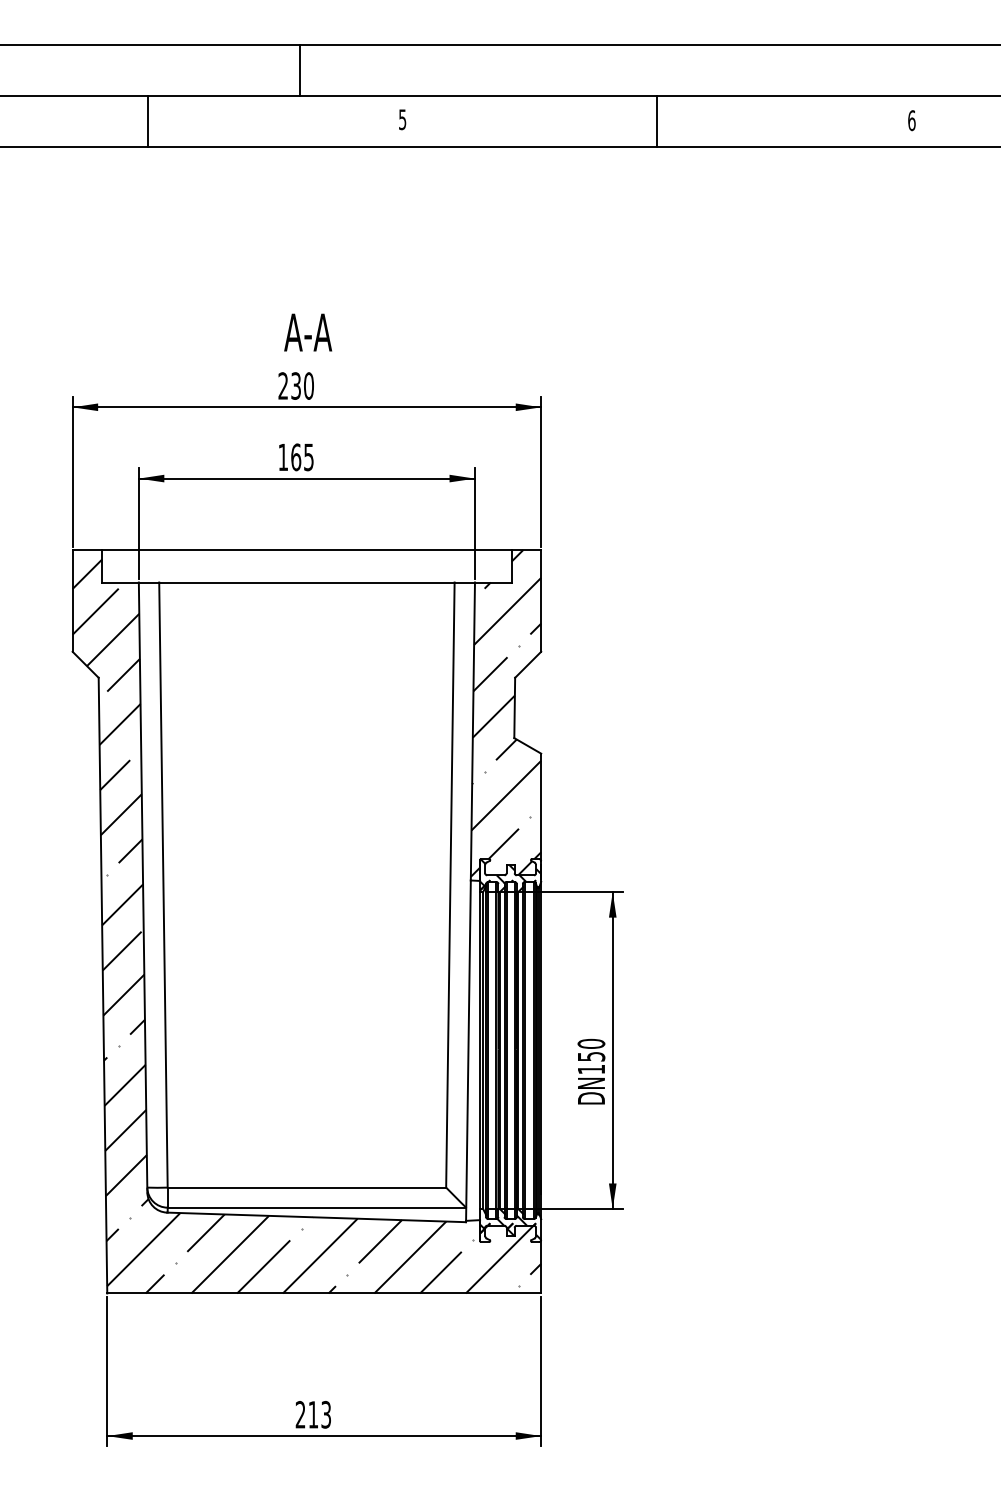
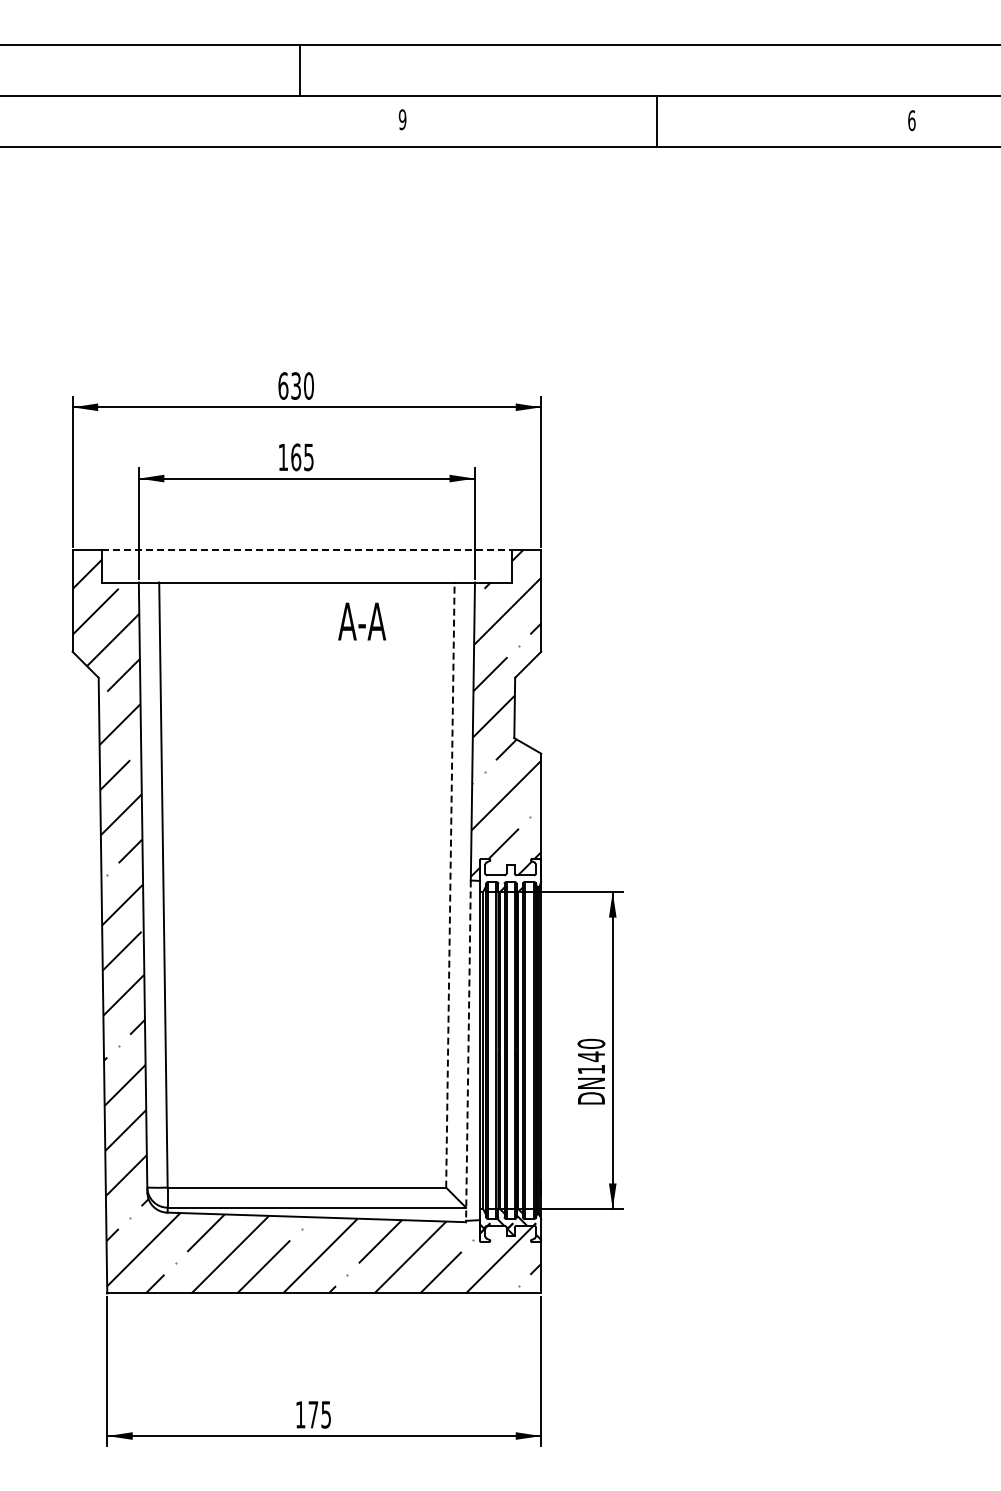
text: 5 -> 9 (402, 119)
line: present -> none (147, 120)
text position: (308, 332) -> (362, 621) (362, 621)
text: 230 -> 630 (283, 385)
line: solid -> dashed (306, 549)
hatch: present -> none (510, 874)
line: solid -> dashed (450, 885)
line: solid -> dashed (468, 1051)
text: DN150 -> DN140 (591, 1056)
text: 213 -> 175 (312, 1414)
